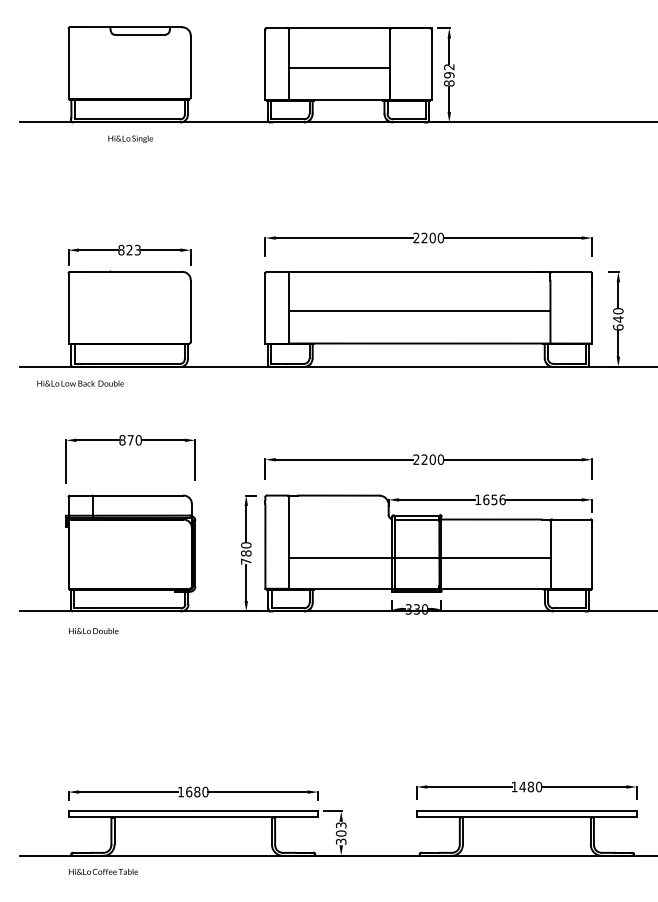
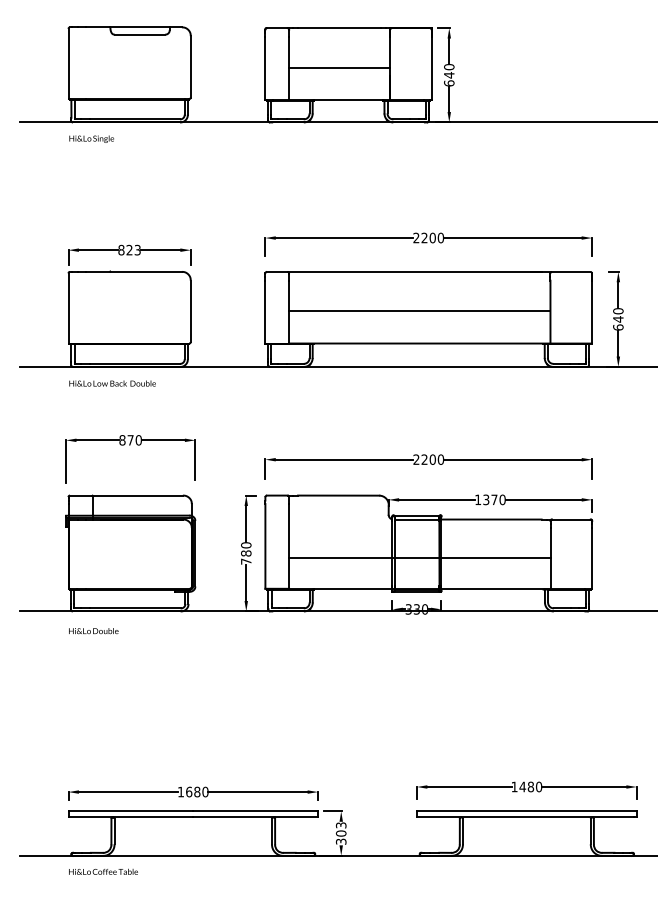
text: 892 -> 640 (449, 75)
text position: (130, 138) -> (91, 138) (91, 138)
text position: (80, 383) -> (112, 383) (112, 383)
text: 1656 -> 1370 (494, 499)
